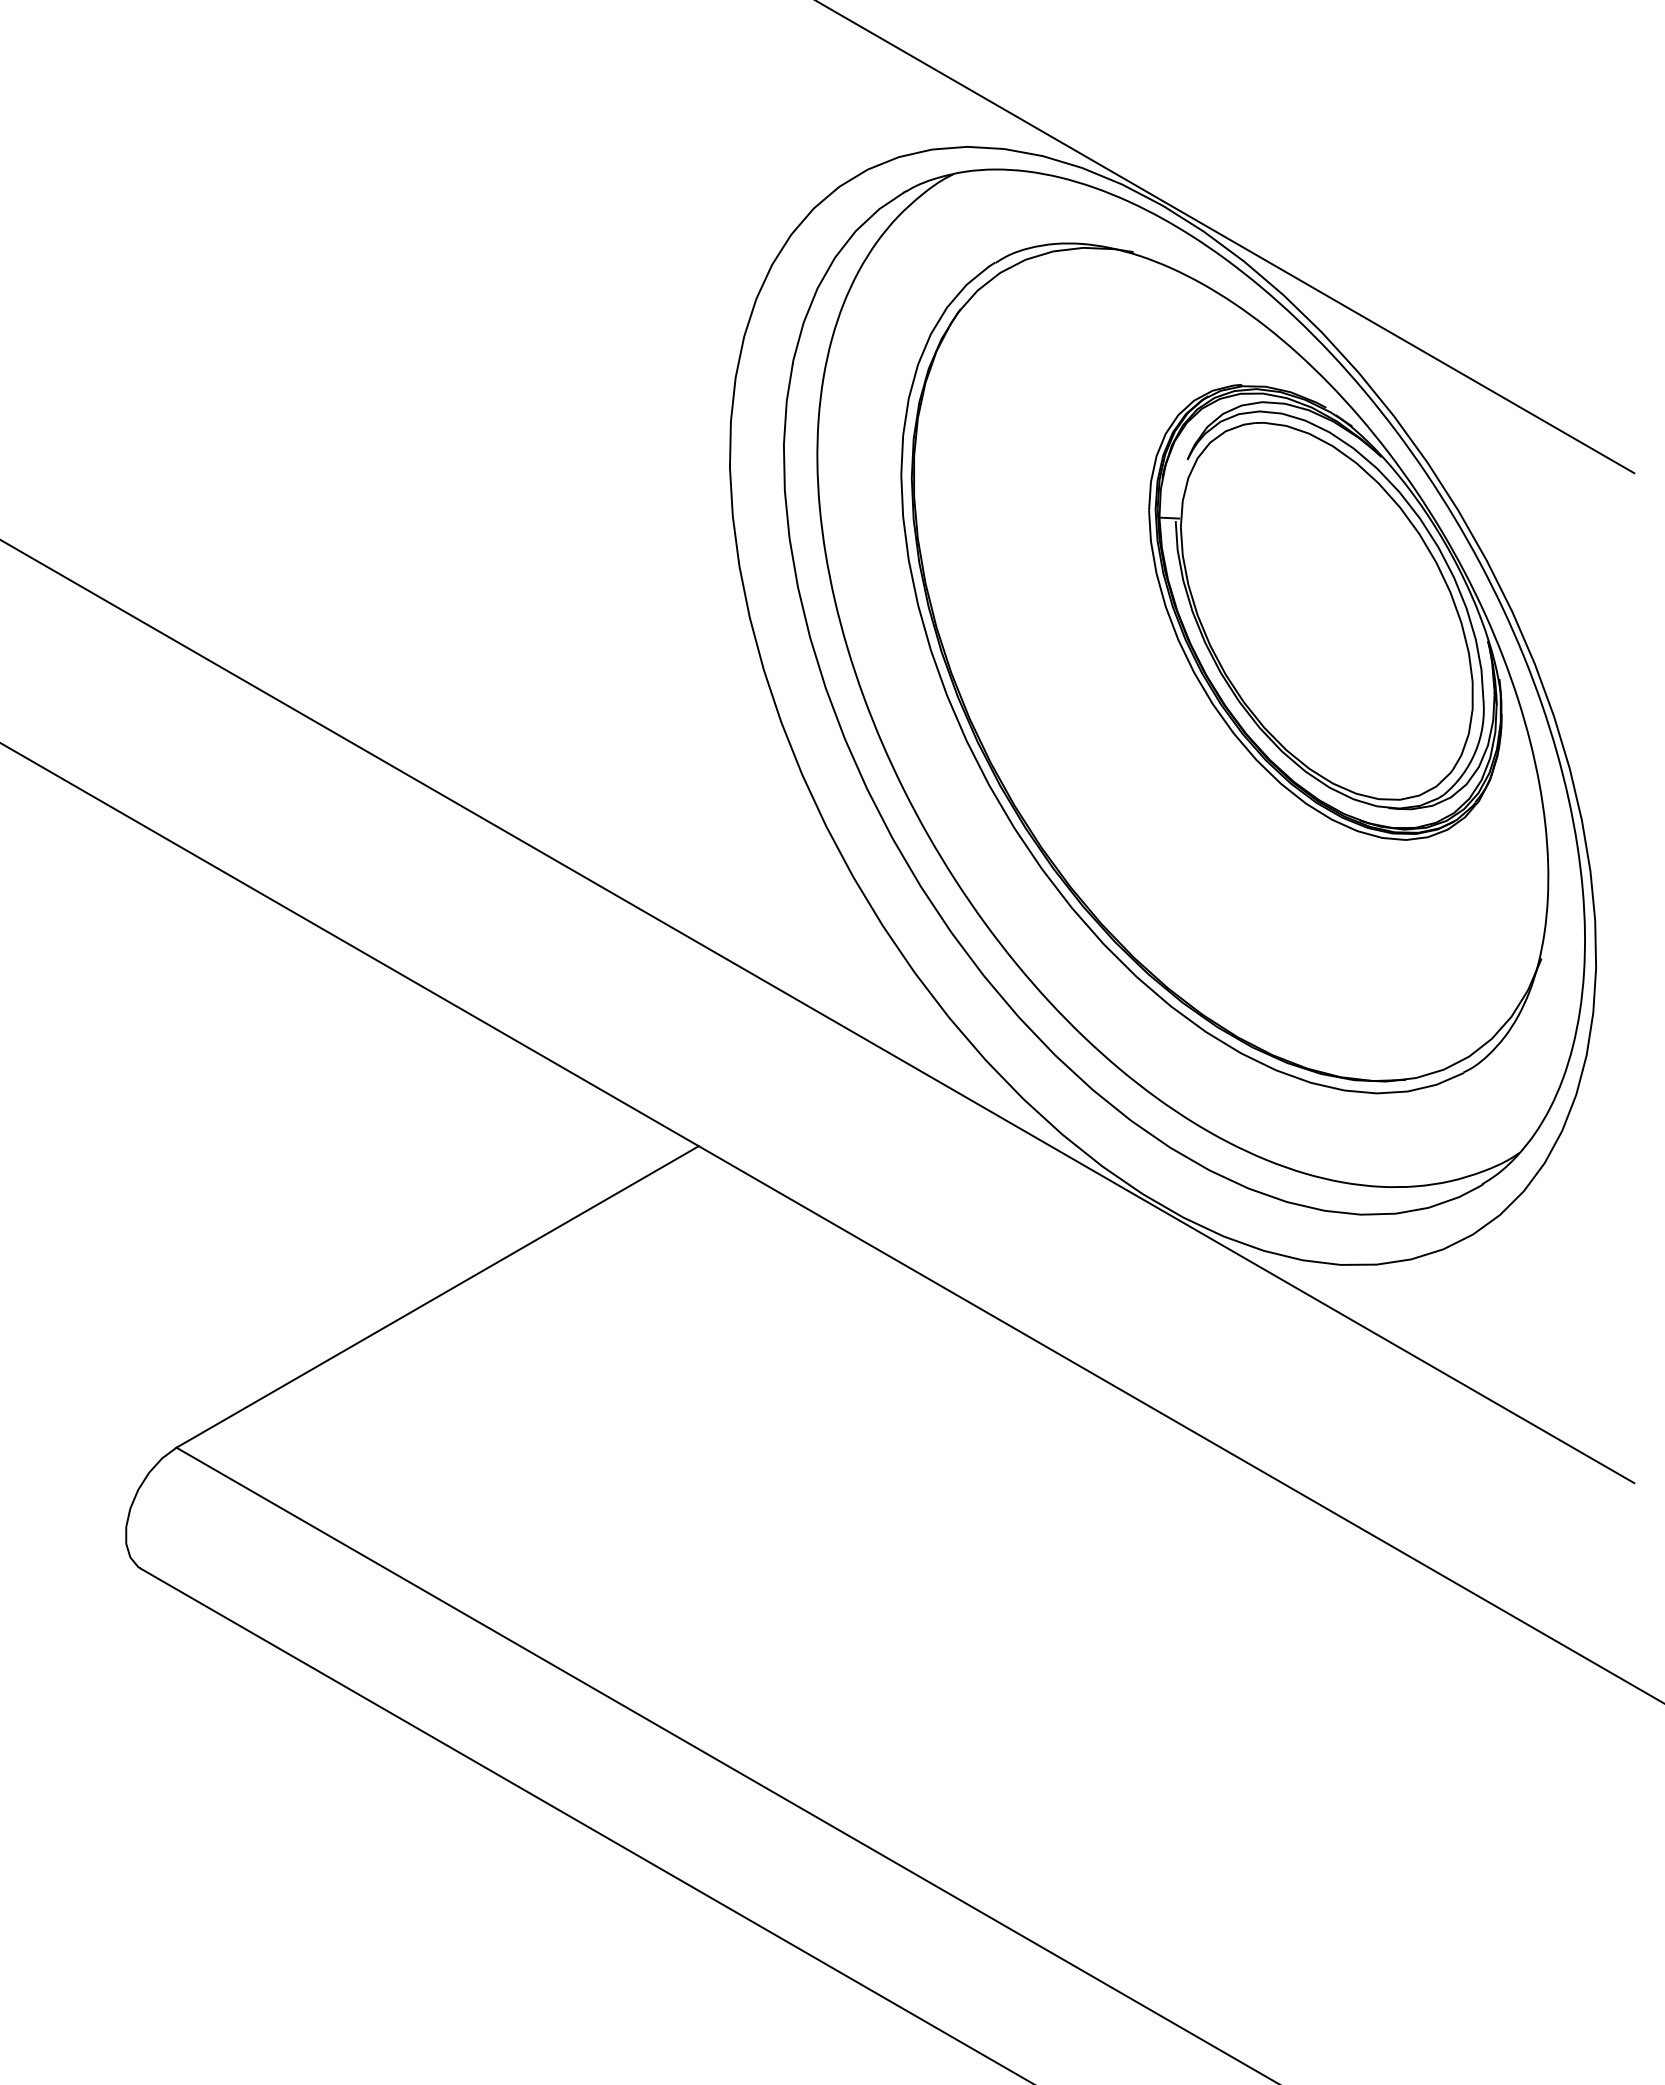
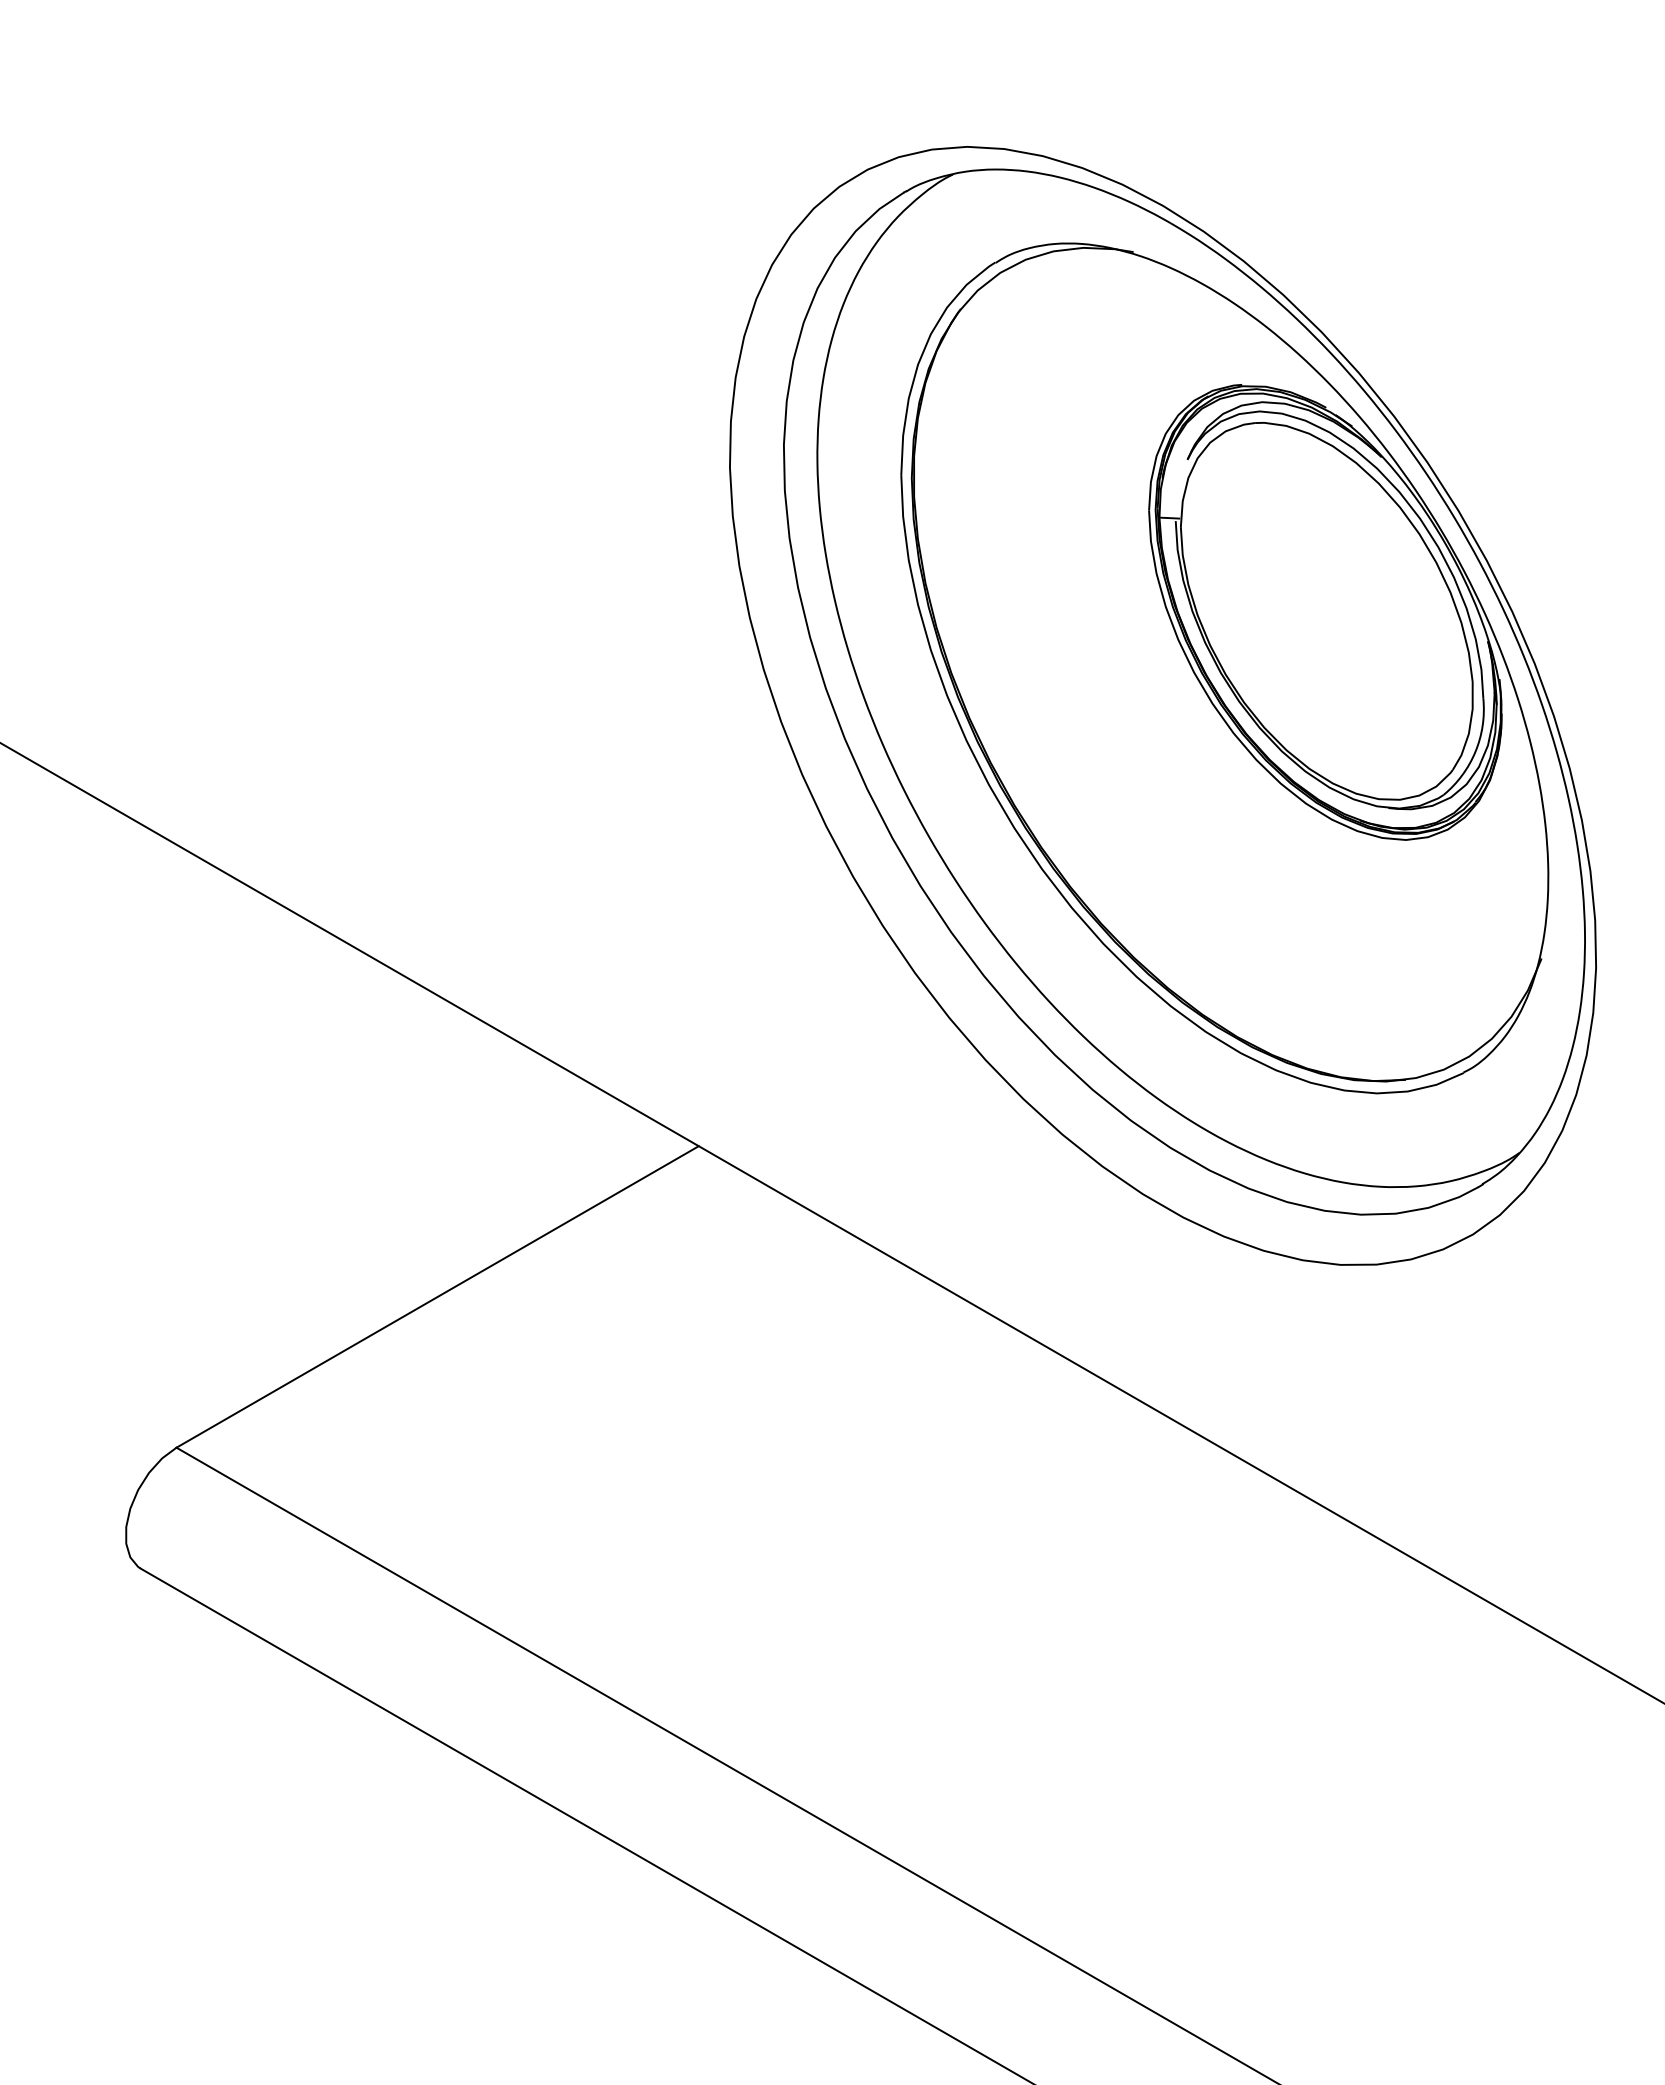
line: present -> none (1226, 237)
line: present -> none (818, 1012)
